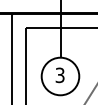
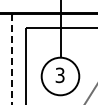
line: solid -> dashed (12, 59)
